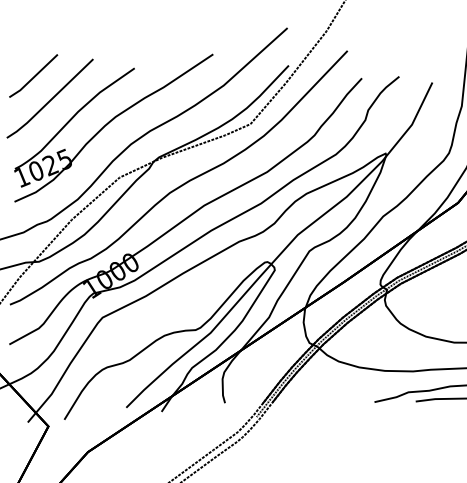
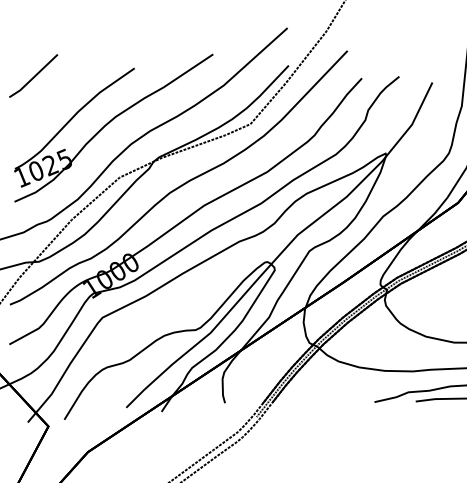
part: present -> none (49, 98)
